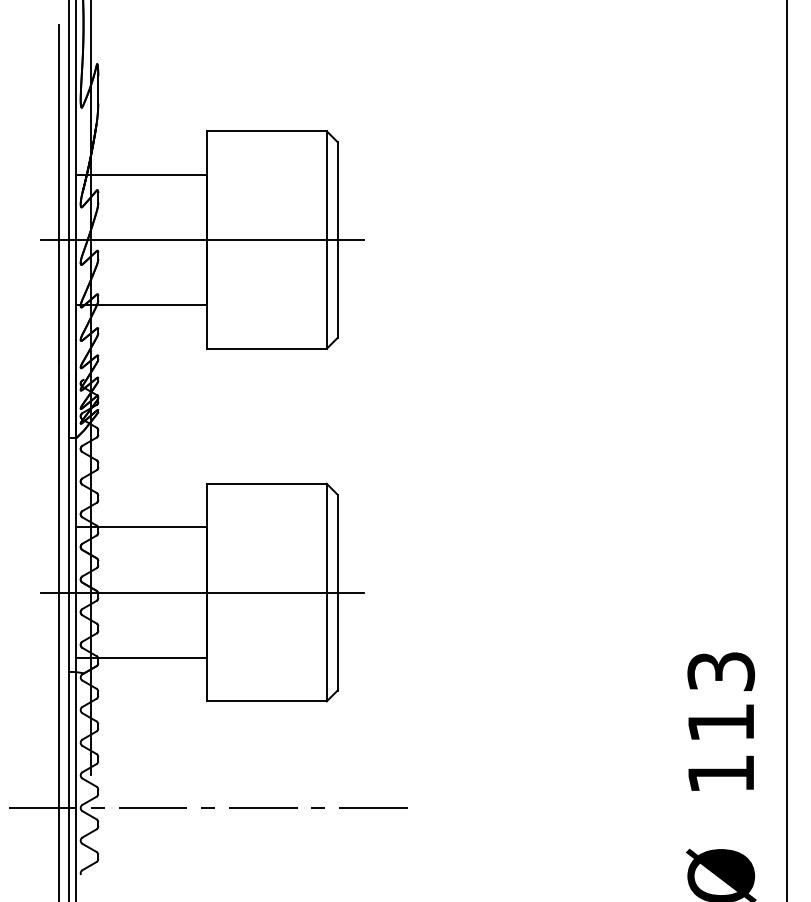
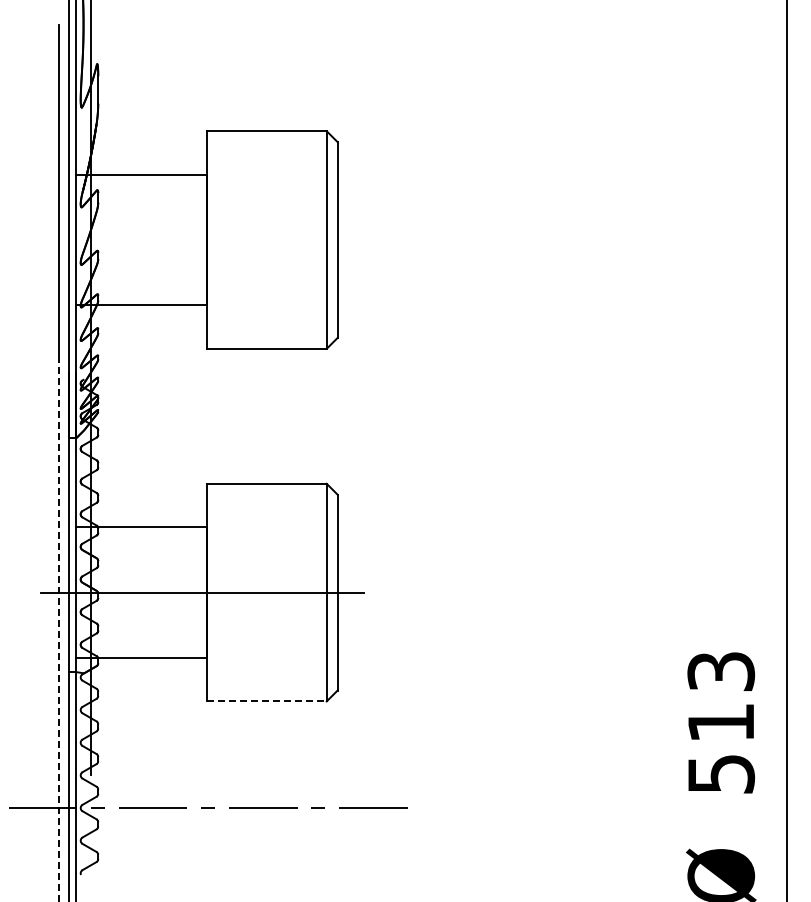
line: present -> none (201, 240)
line: solid -> dashed (58, 631)
line: solid -> dashed (266, 701)
text: 113 -> 513 (721, 774)
